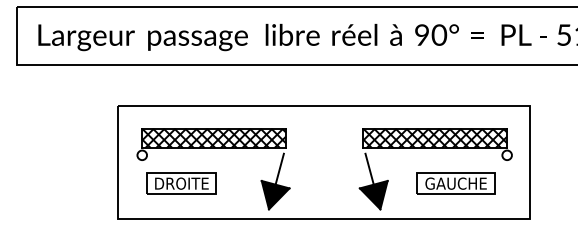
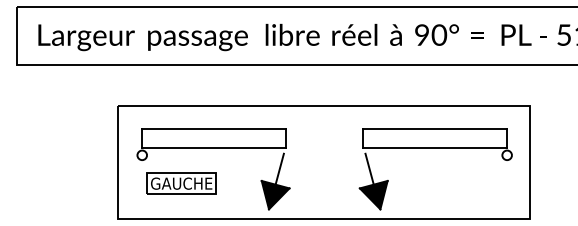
hatch: present -> none (214, 138)
hatch: present -> none (435, 138)
text: DROITE -> GAUCHE (181, 183)
part: present -> none (455, 183)
